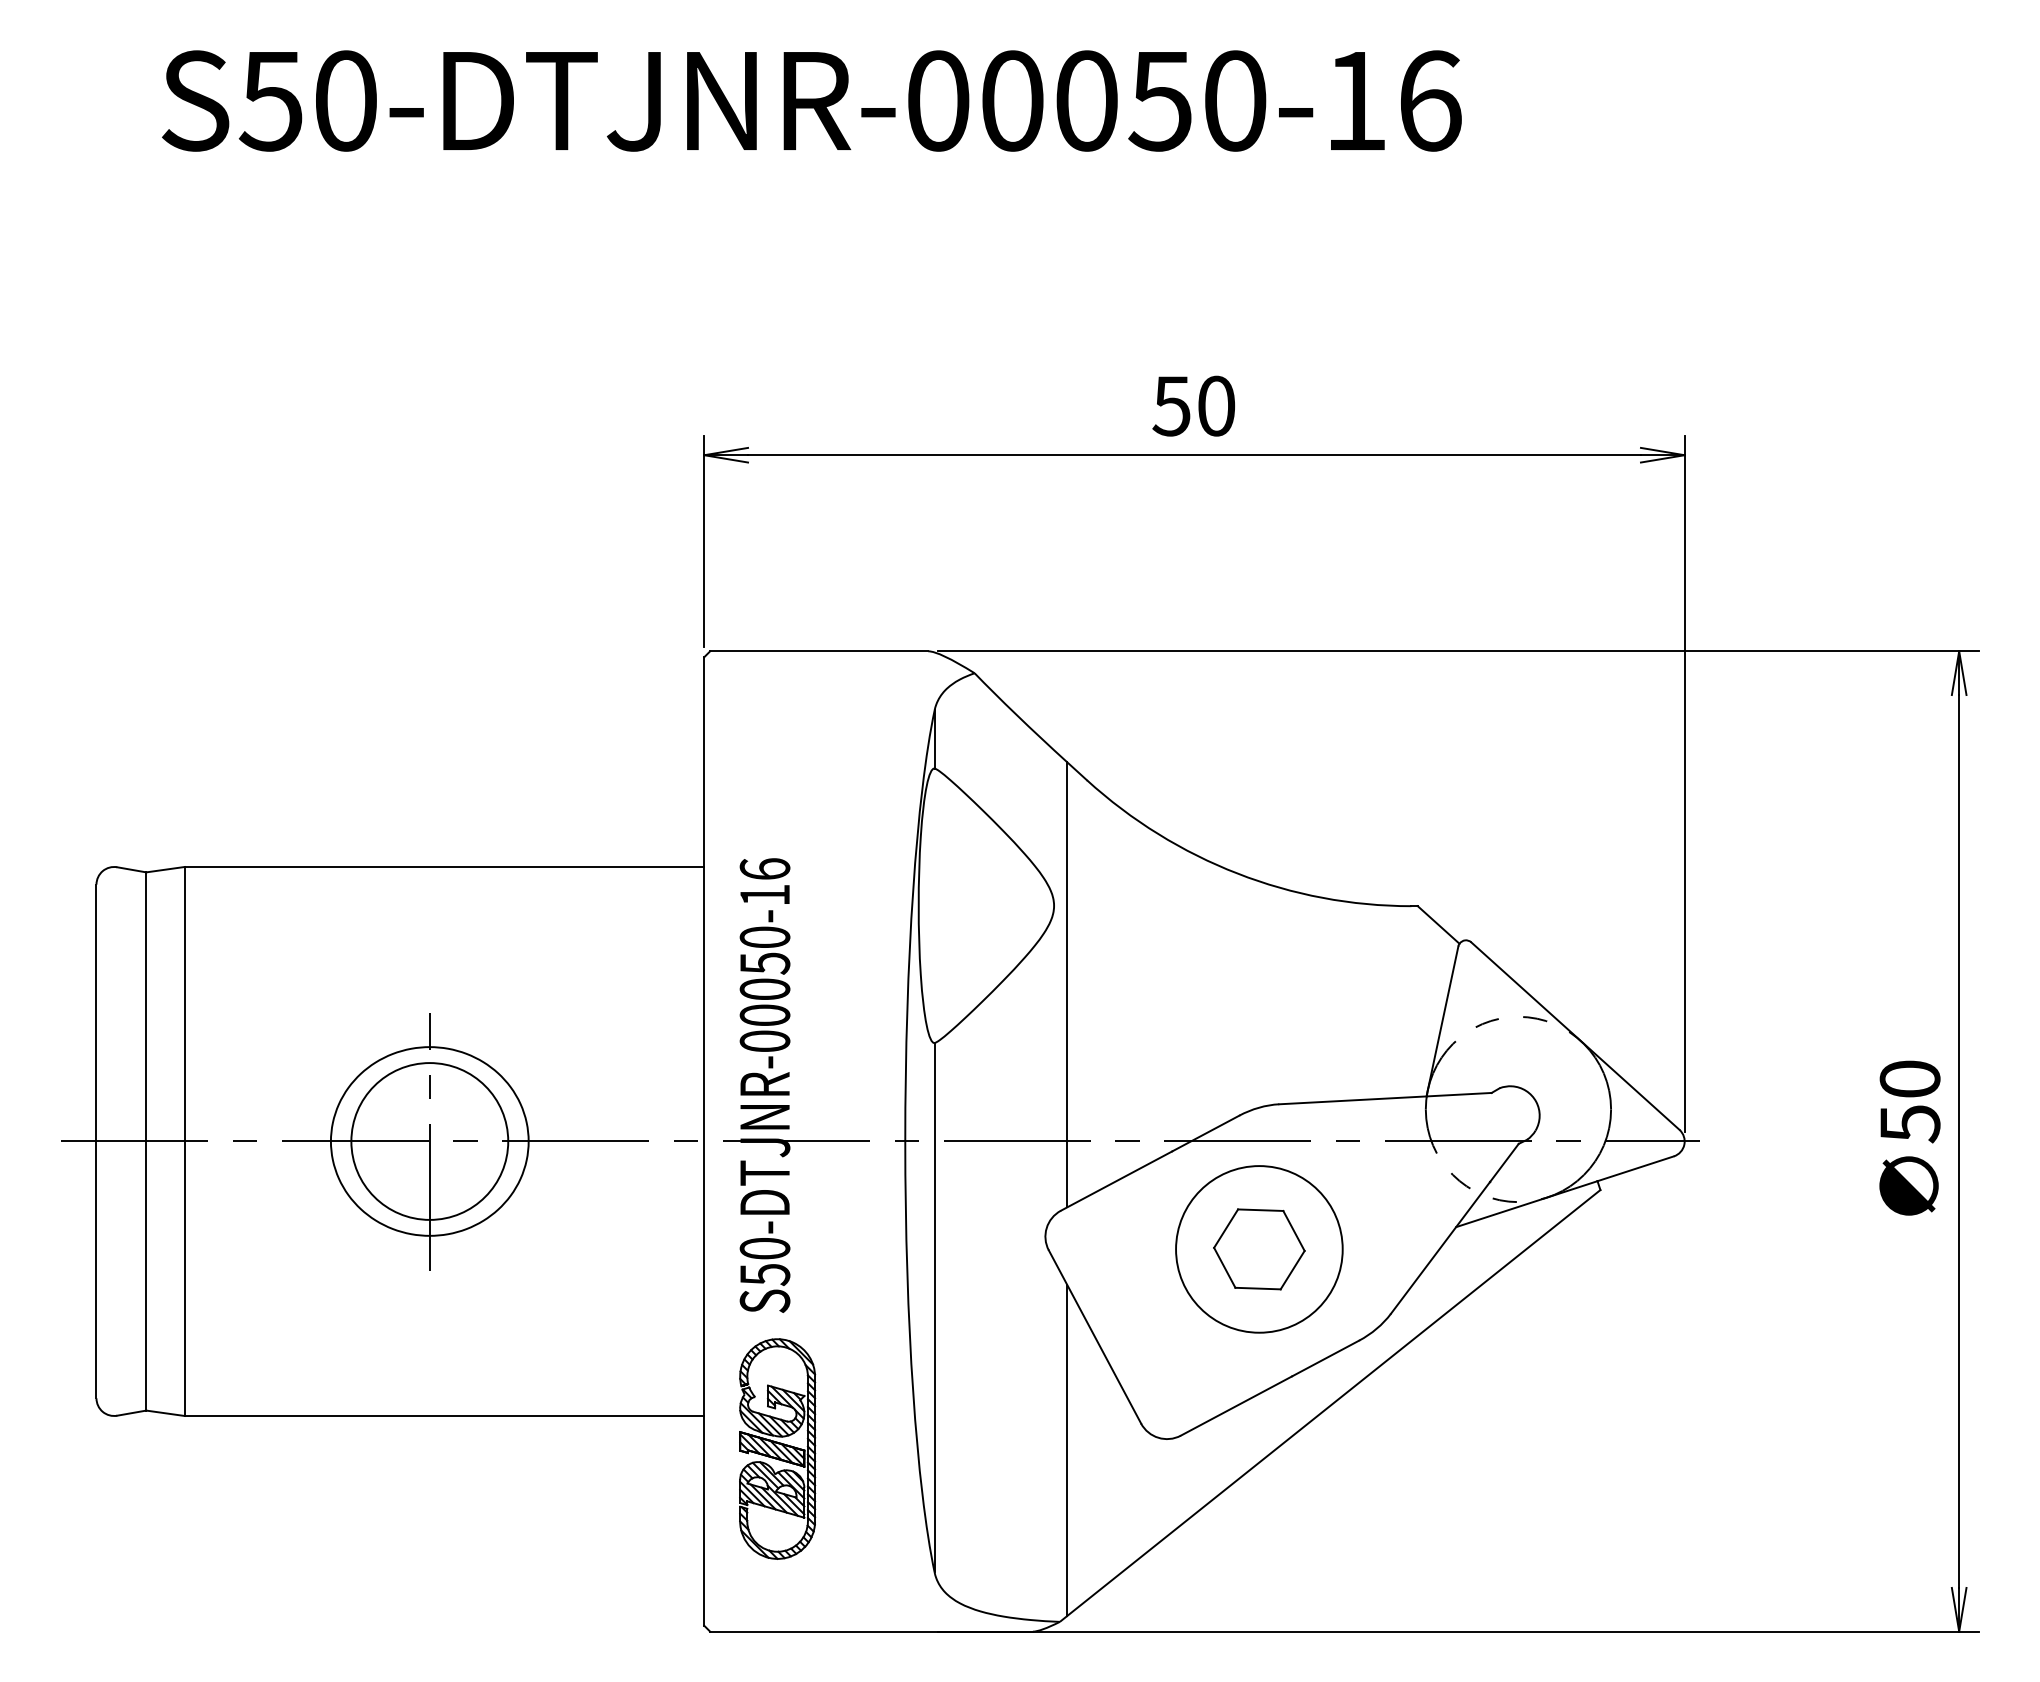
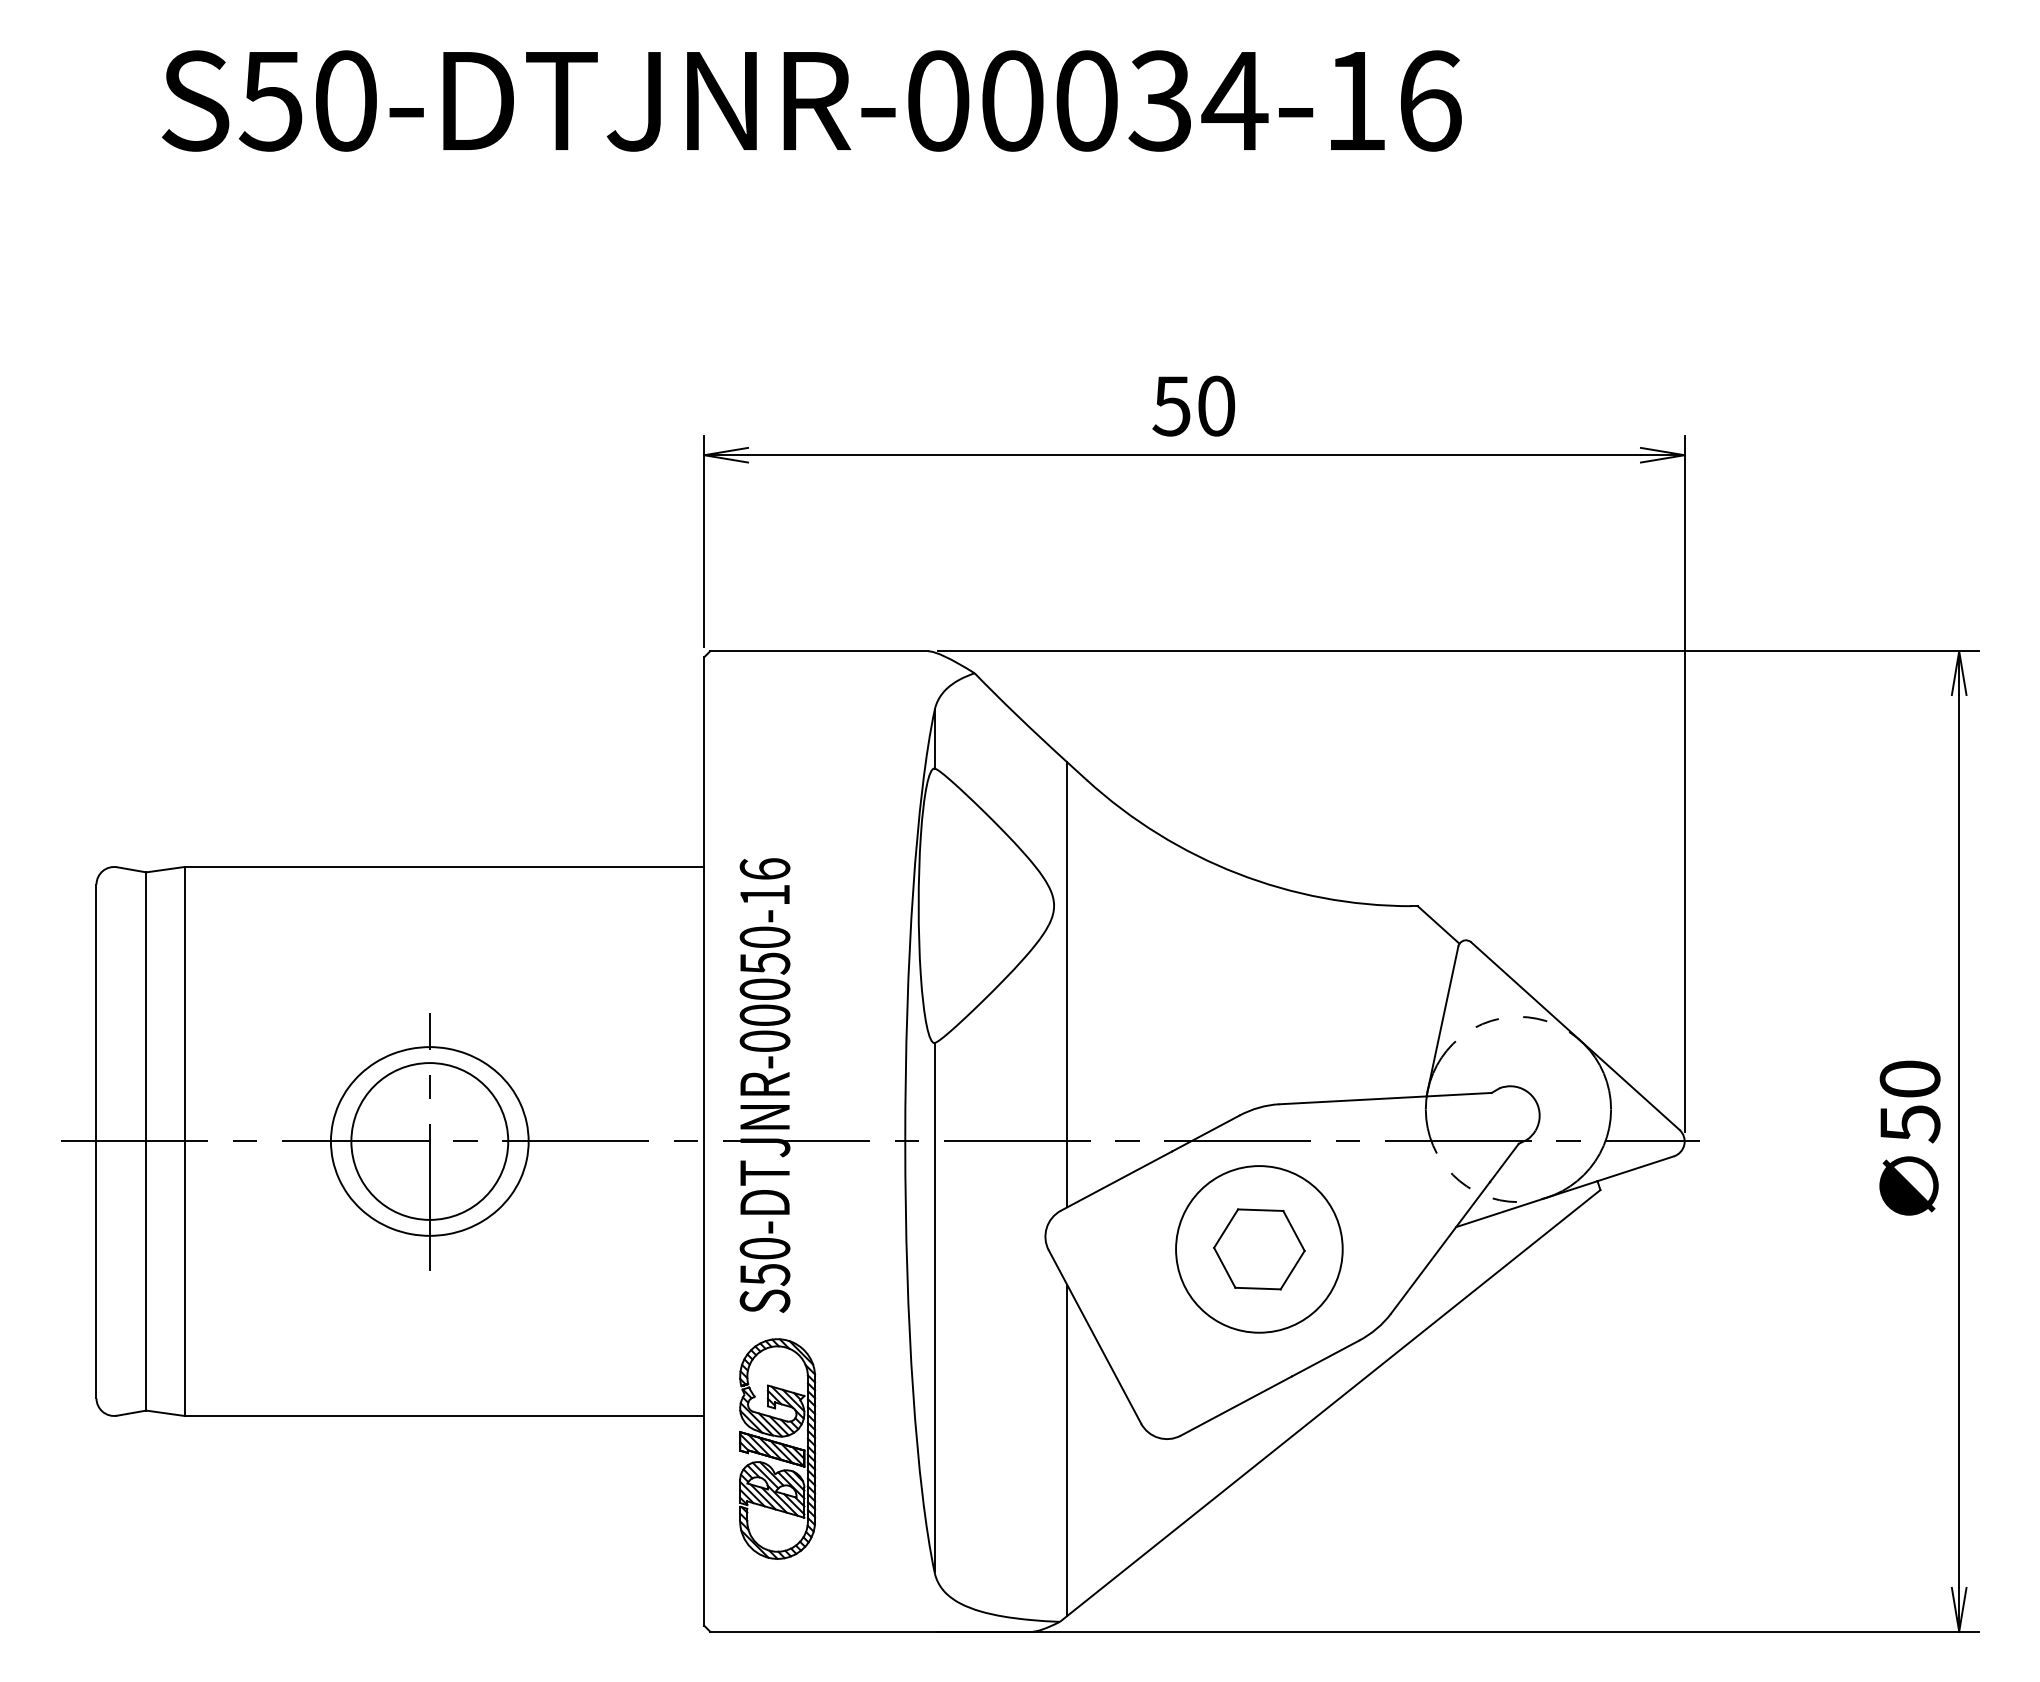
text: S50-DTJNR-00050-16 -> S50-DTJNR-00034-16 (1198, 100)
